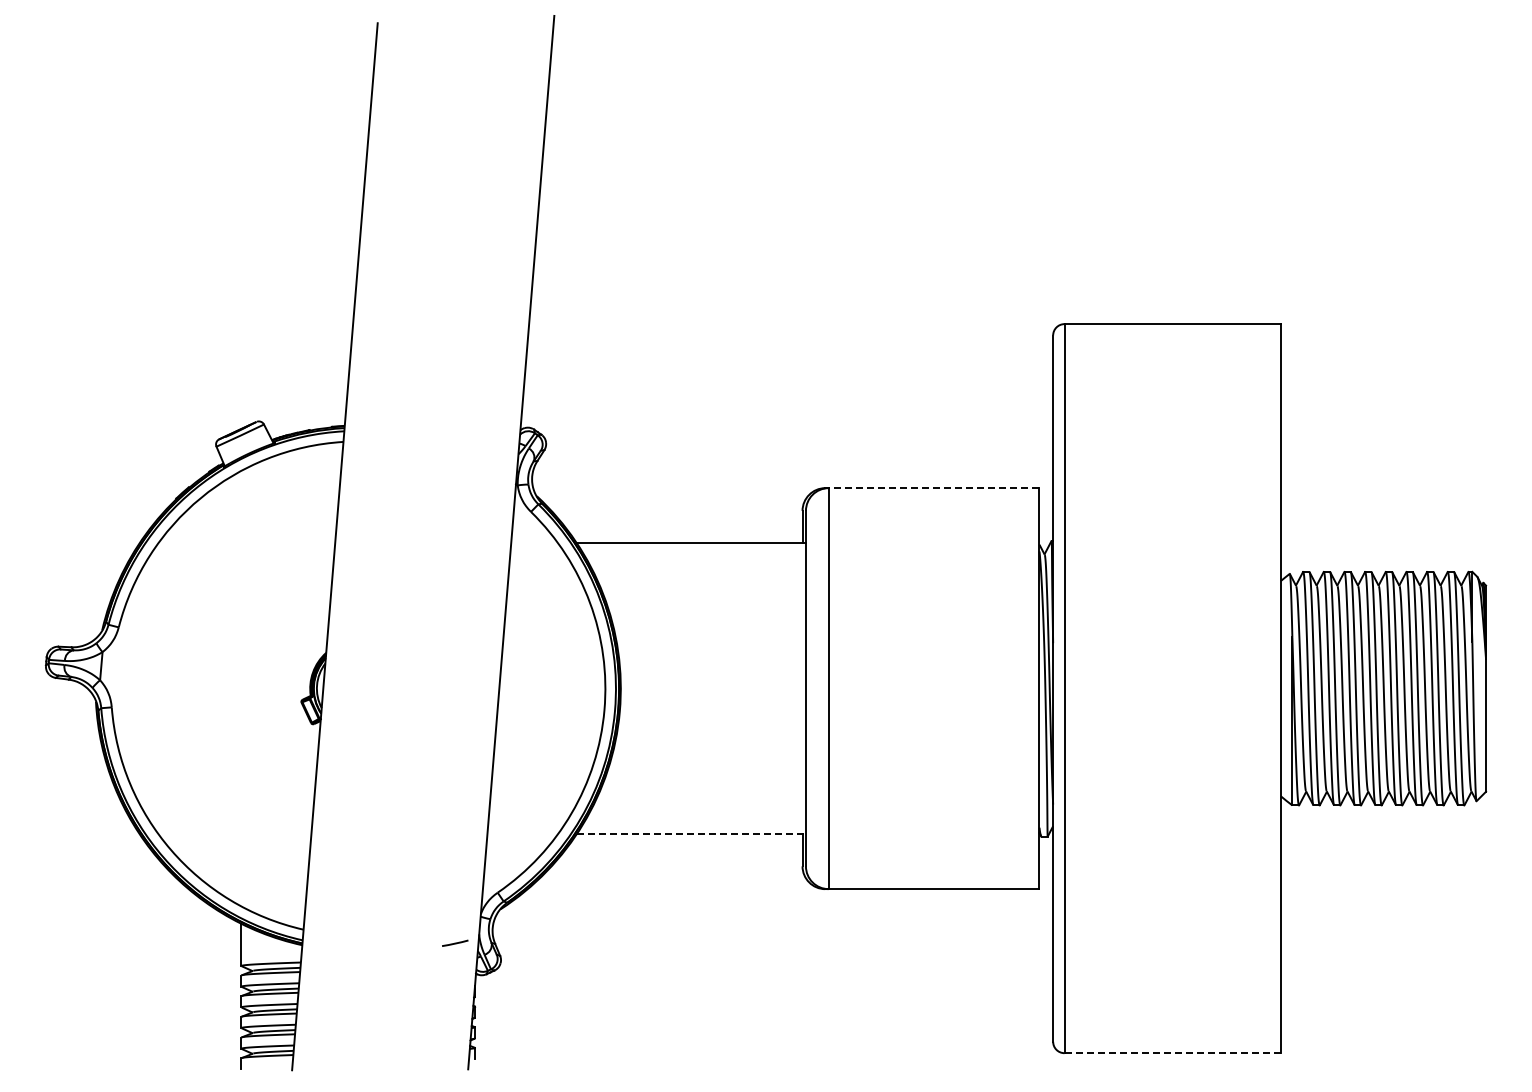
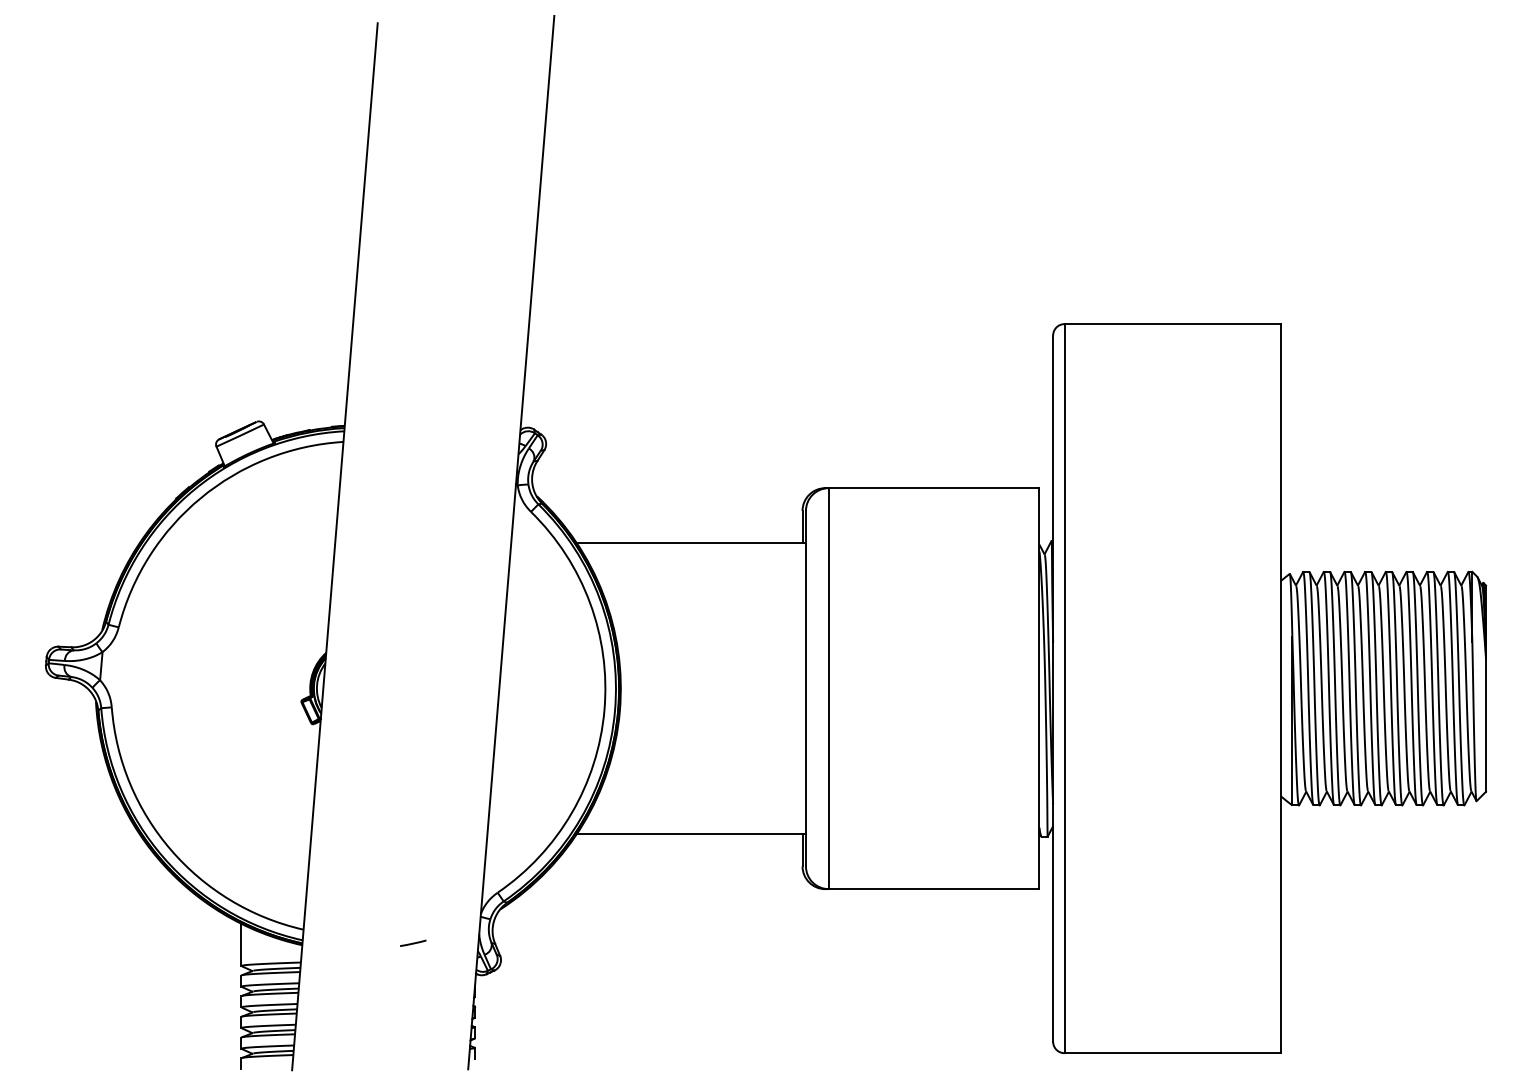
line: dashed -> solid (933, 488)
line: dashed -> solid (691, 834)
line position: (455, 942) -> (413, 942) (413, 942)
line: dashed -> solid (1173, 1053)
